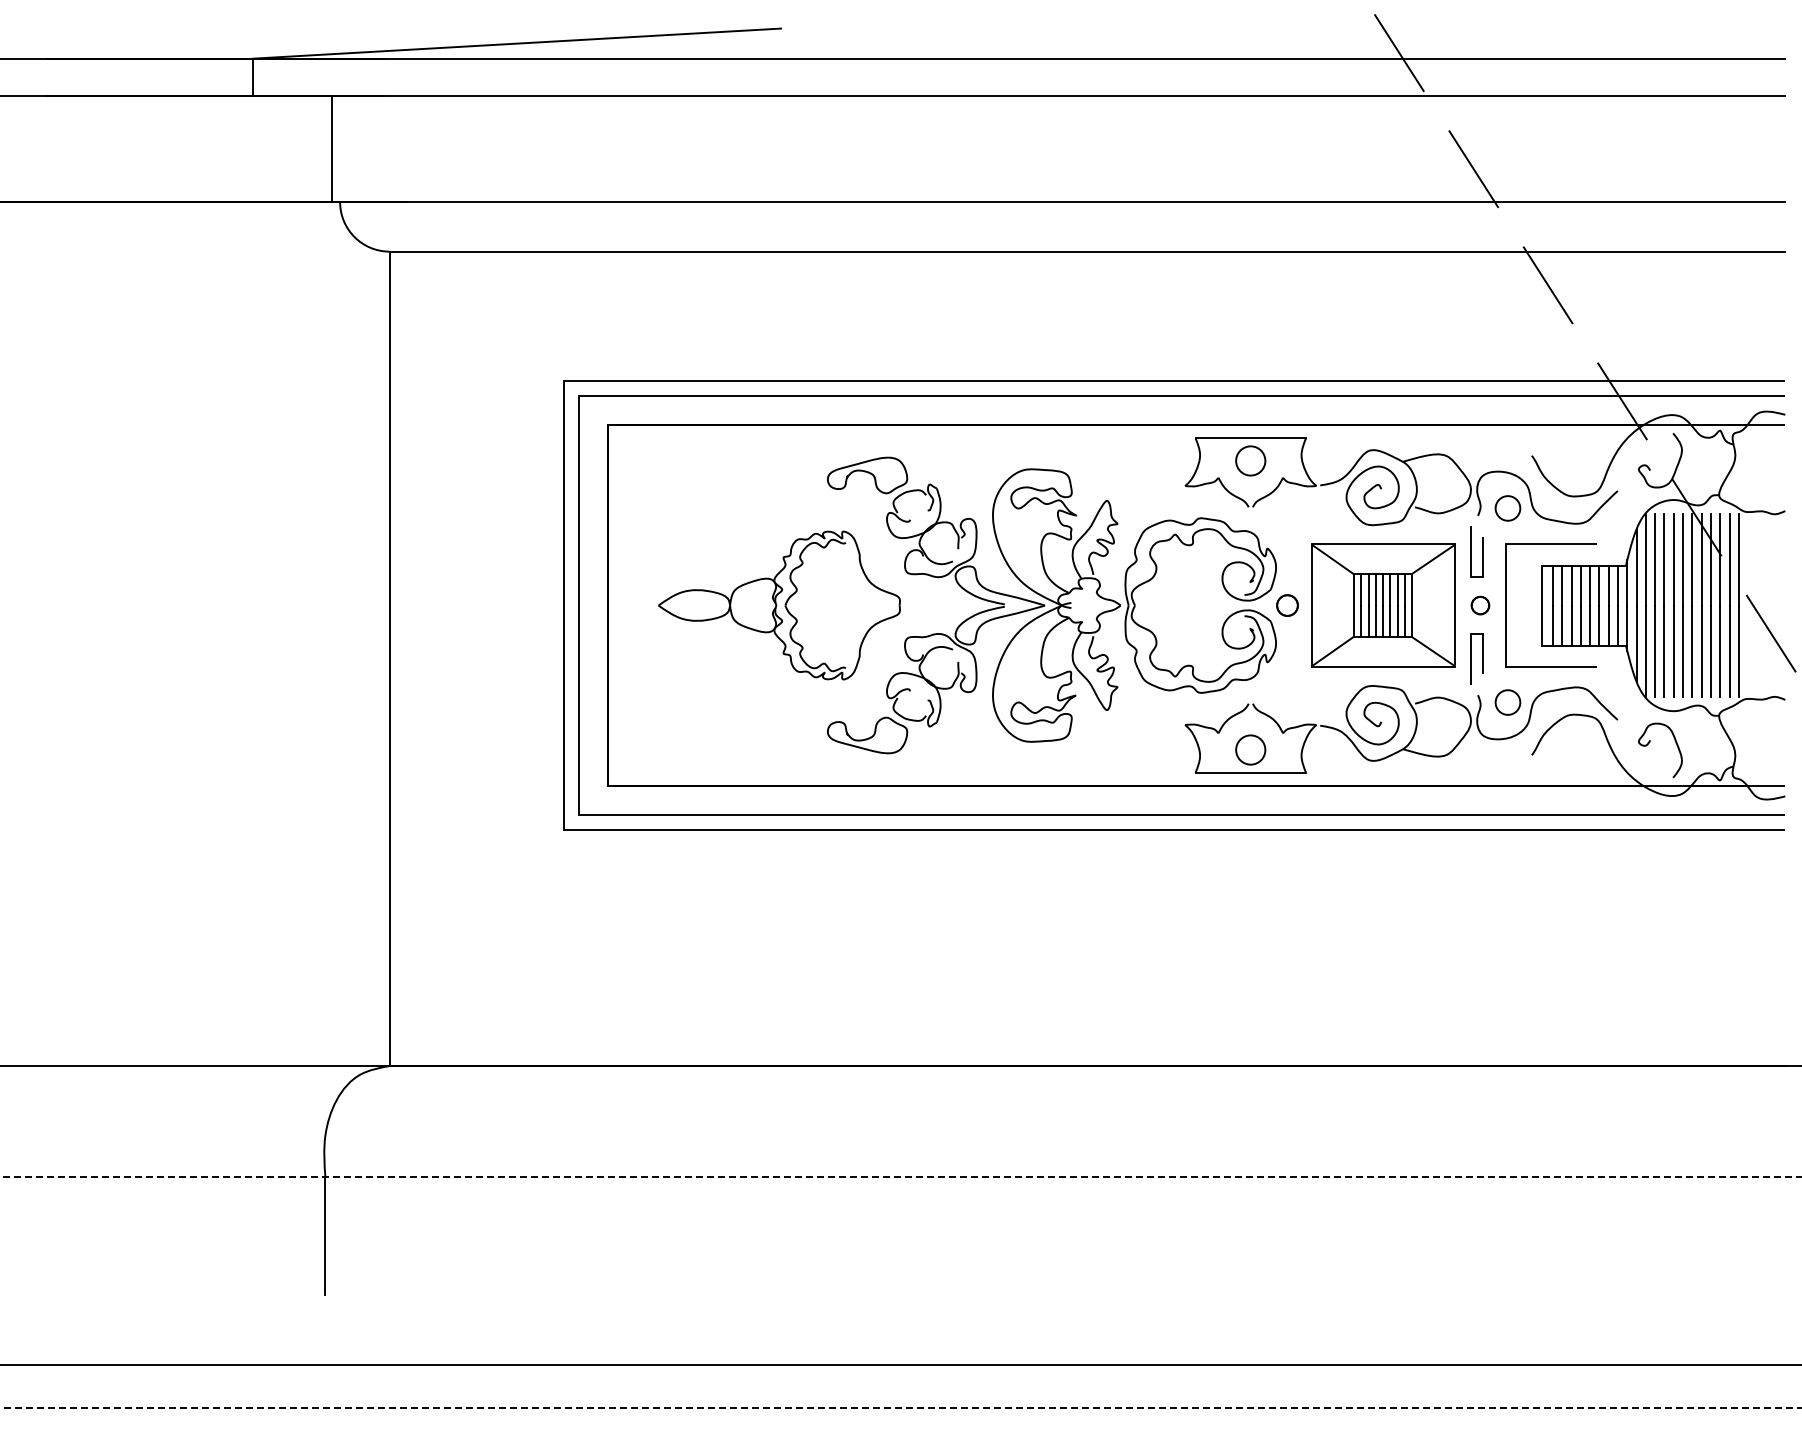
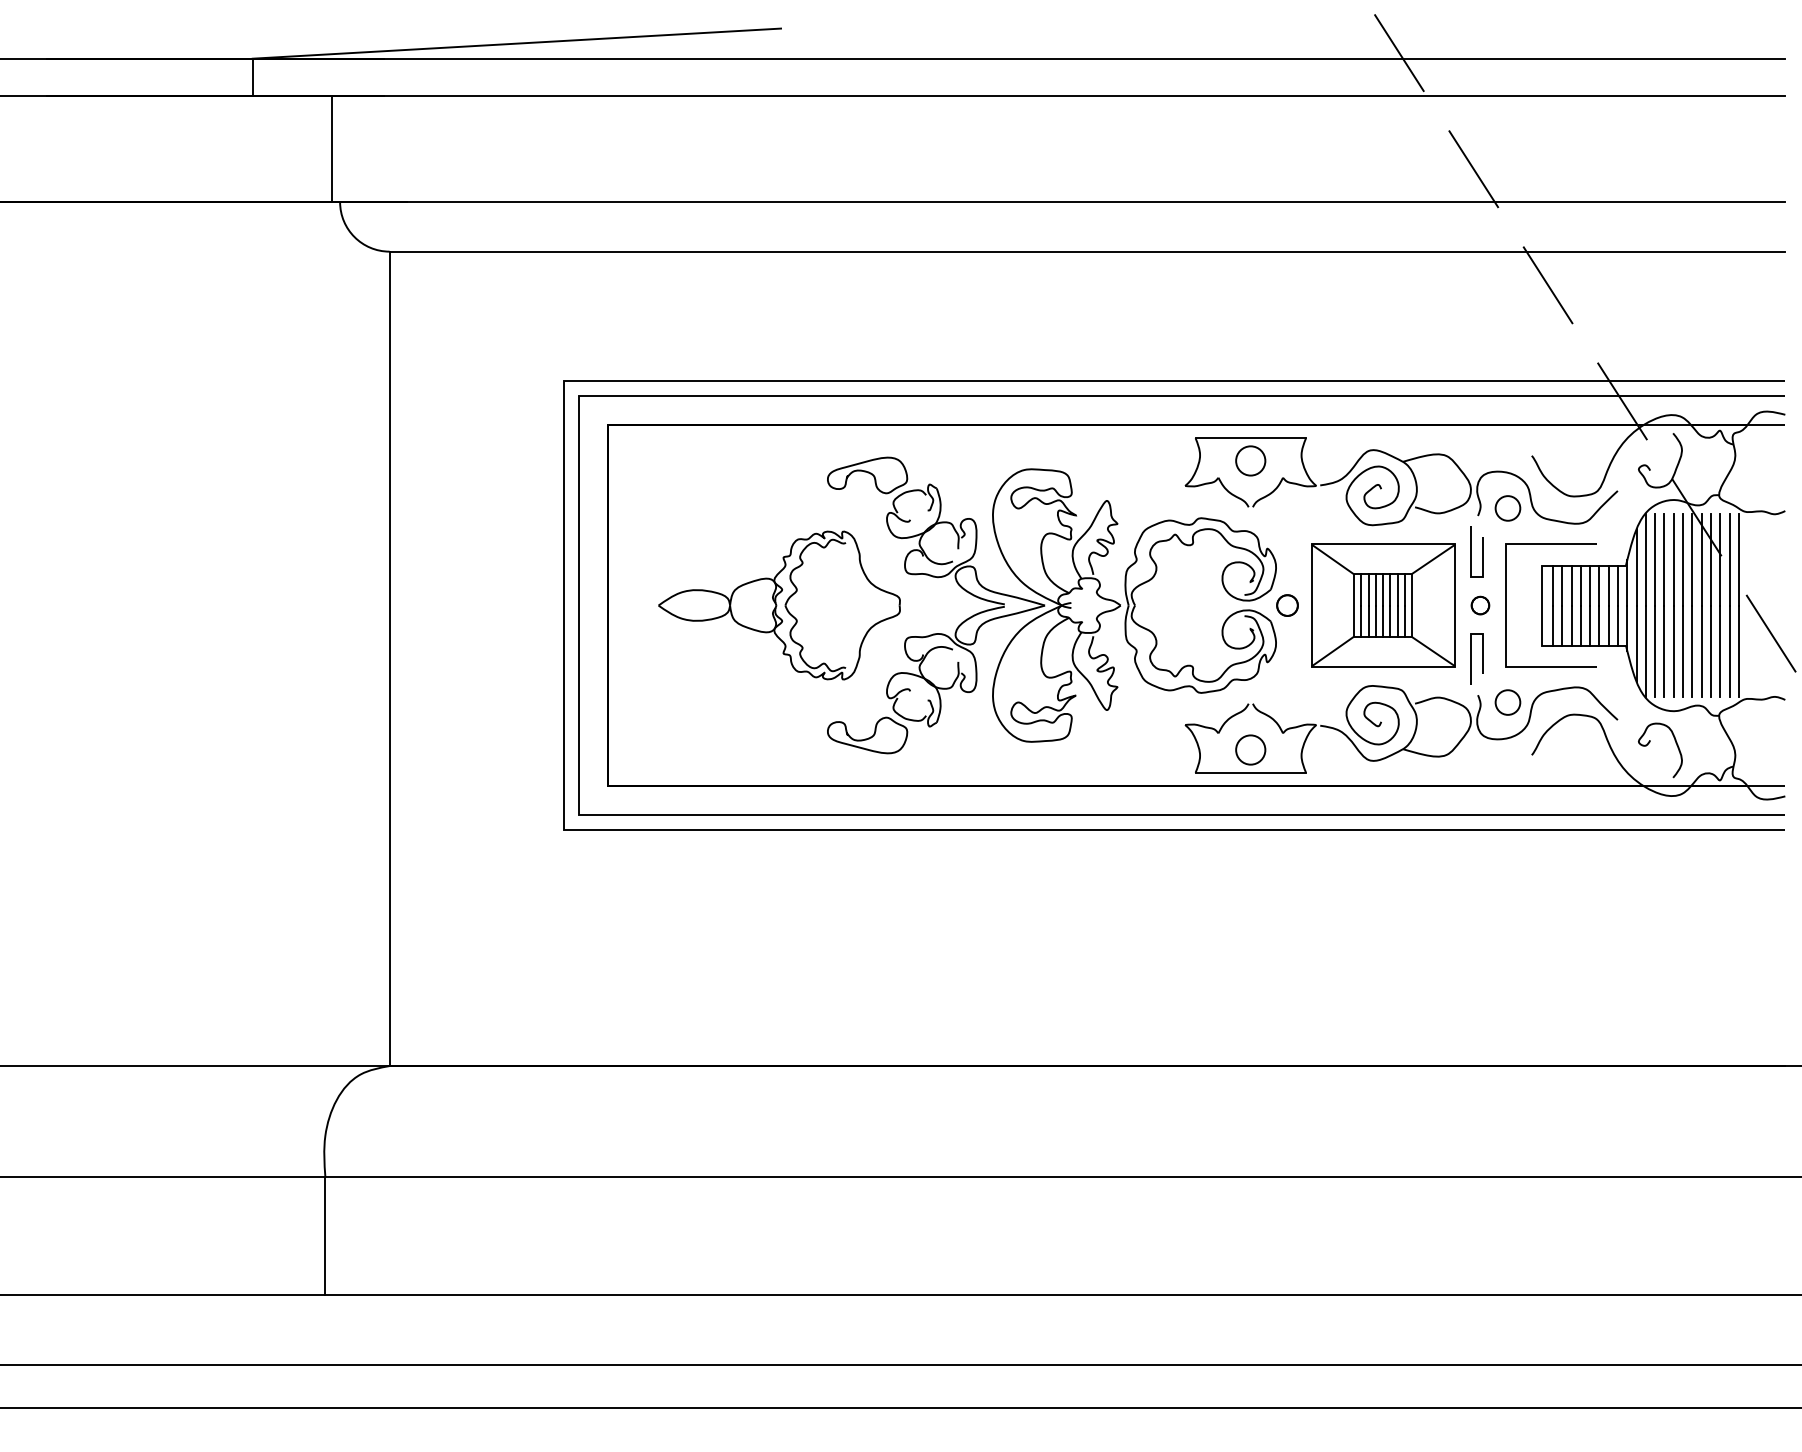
line: dashed -> solid (900, 1177)
line: none -> present (900, 1295)
line: dashed -> solid (901, 1408)
